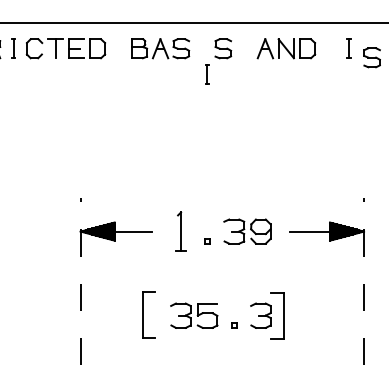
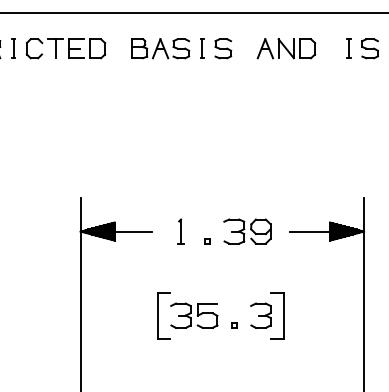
line position: (193, 23) -> (193, 13) (193, 13)
part position: (371, 57) -> (369, 48) (369, 48)
part position: (207, 74) -> (202, 48) (202, 48)
part size: 12x41 px -> 8x27 px (180, 231)
line: dashed -> solid (80, 294)
line: dashed -> solid (364, 294)
part position: (148, 314) -> (163, 315) (163, 315)
